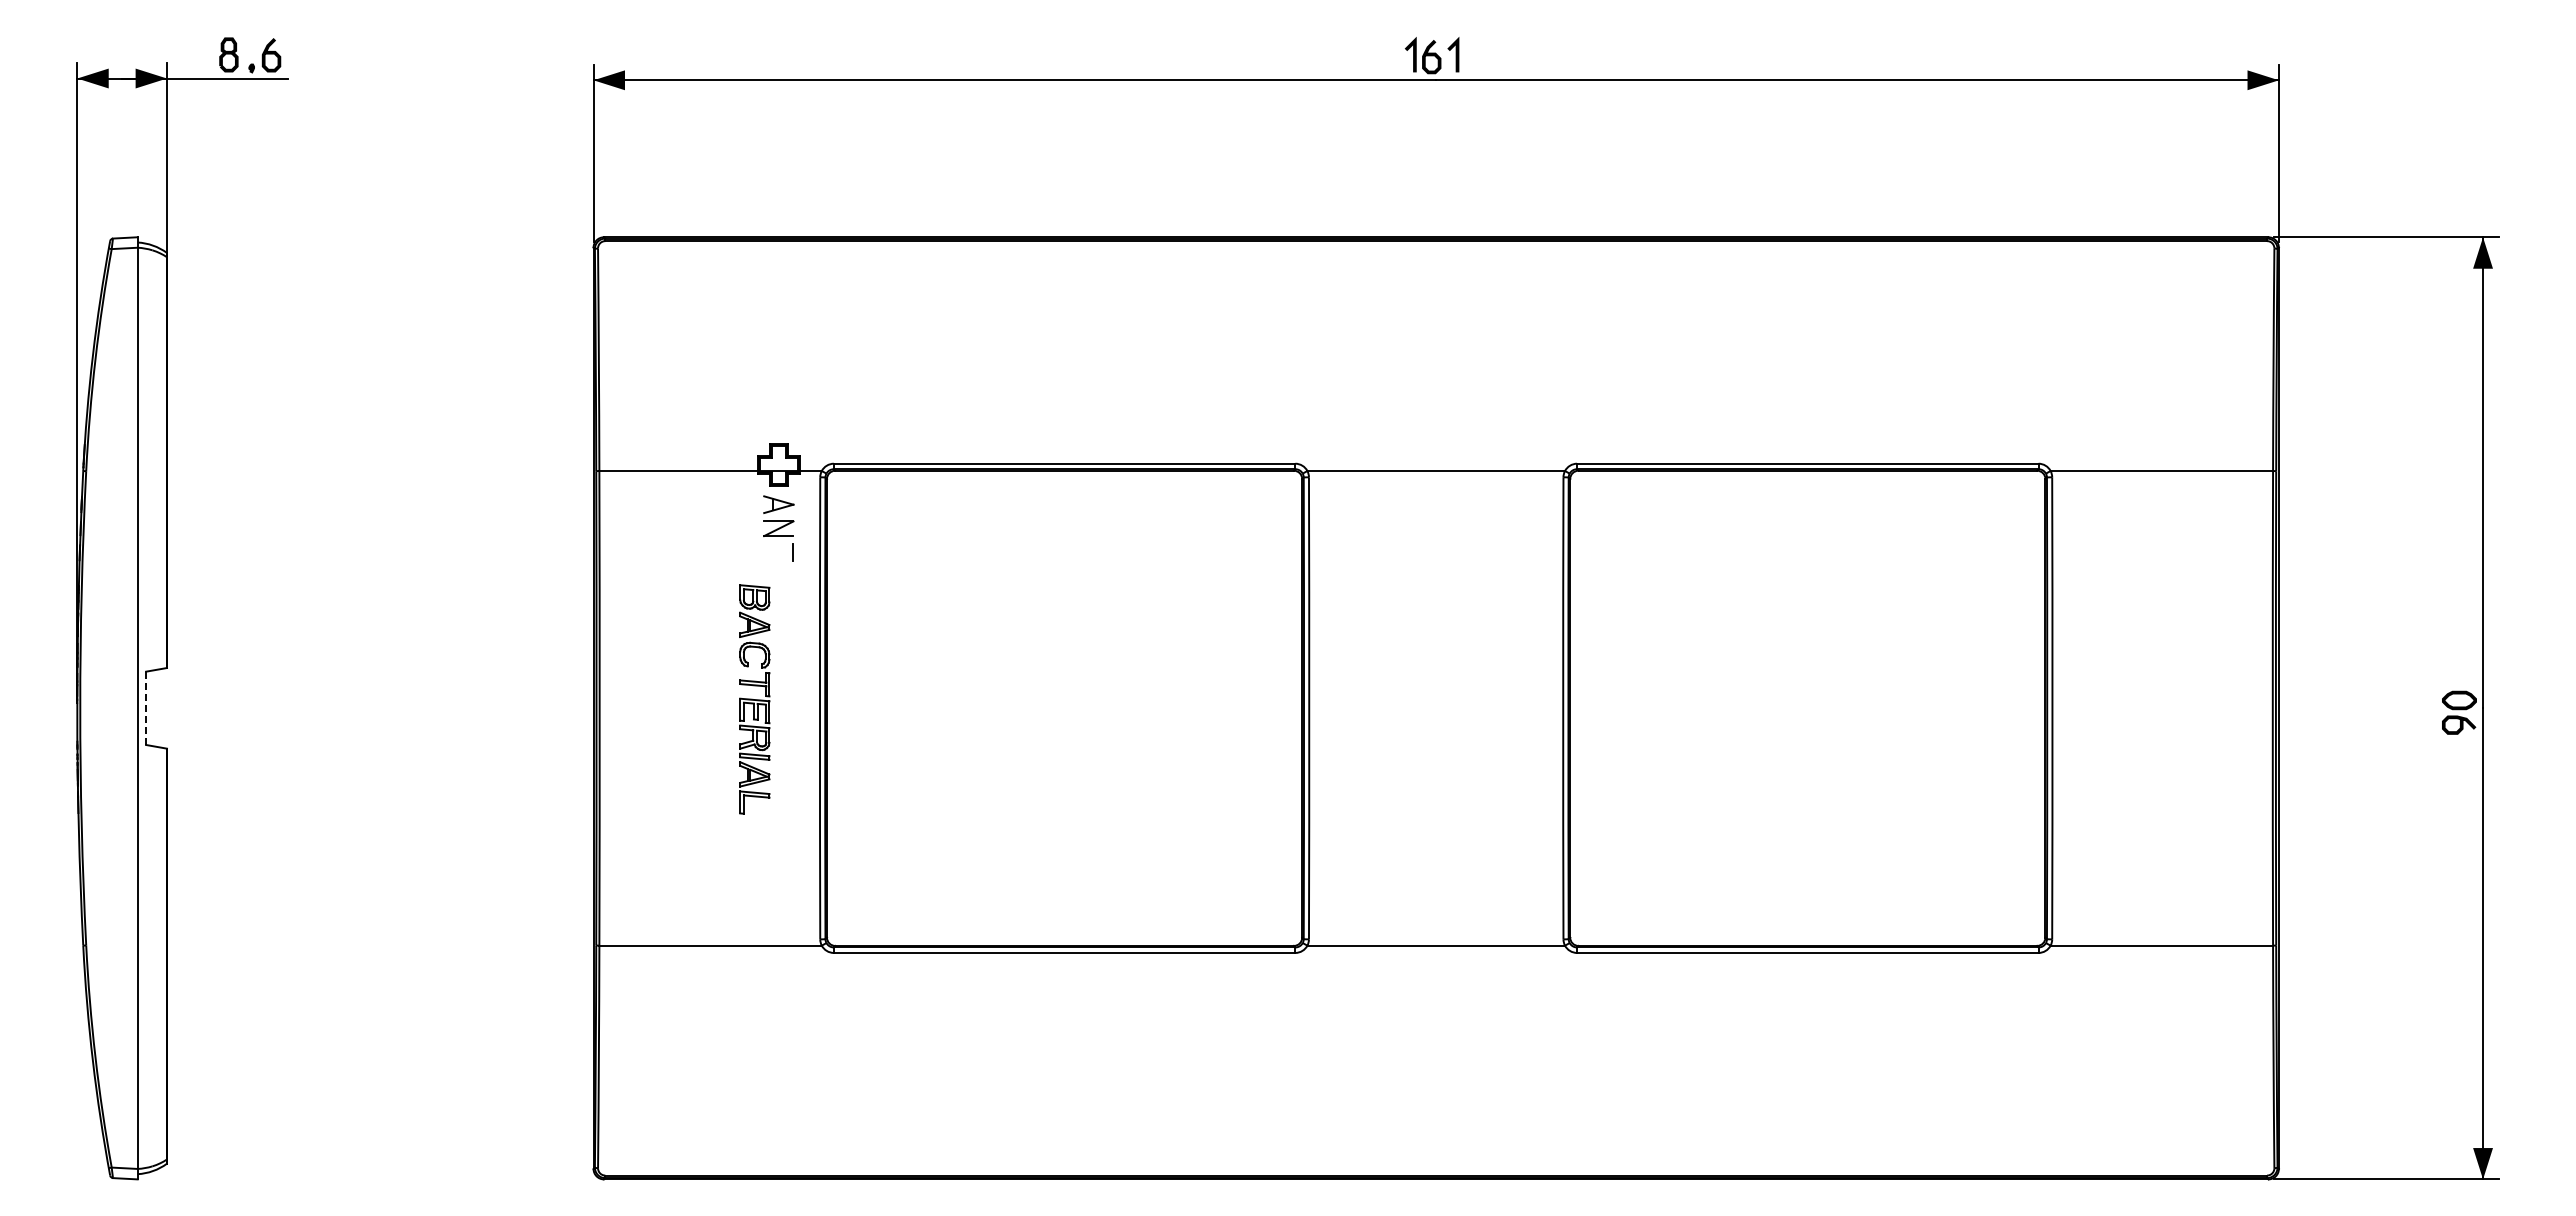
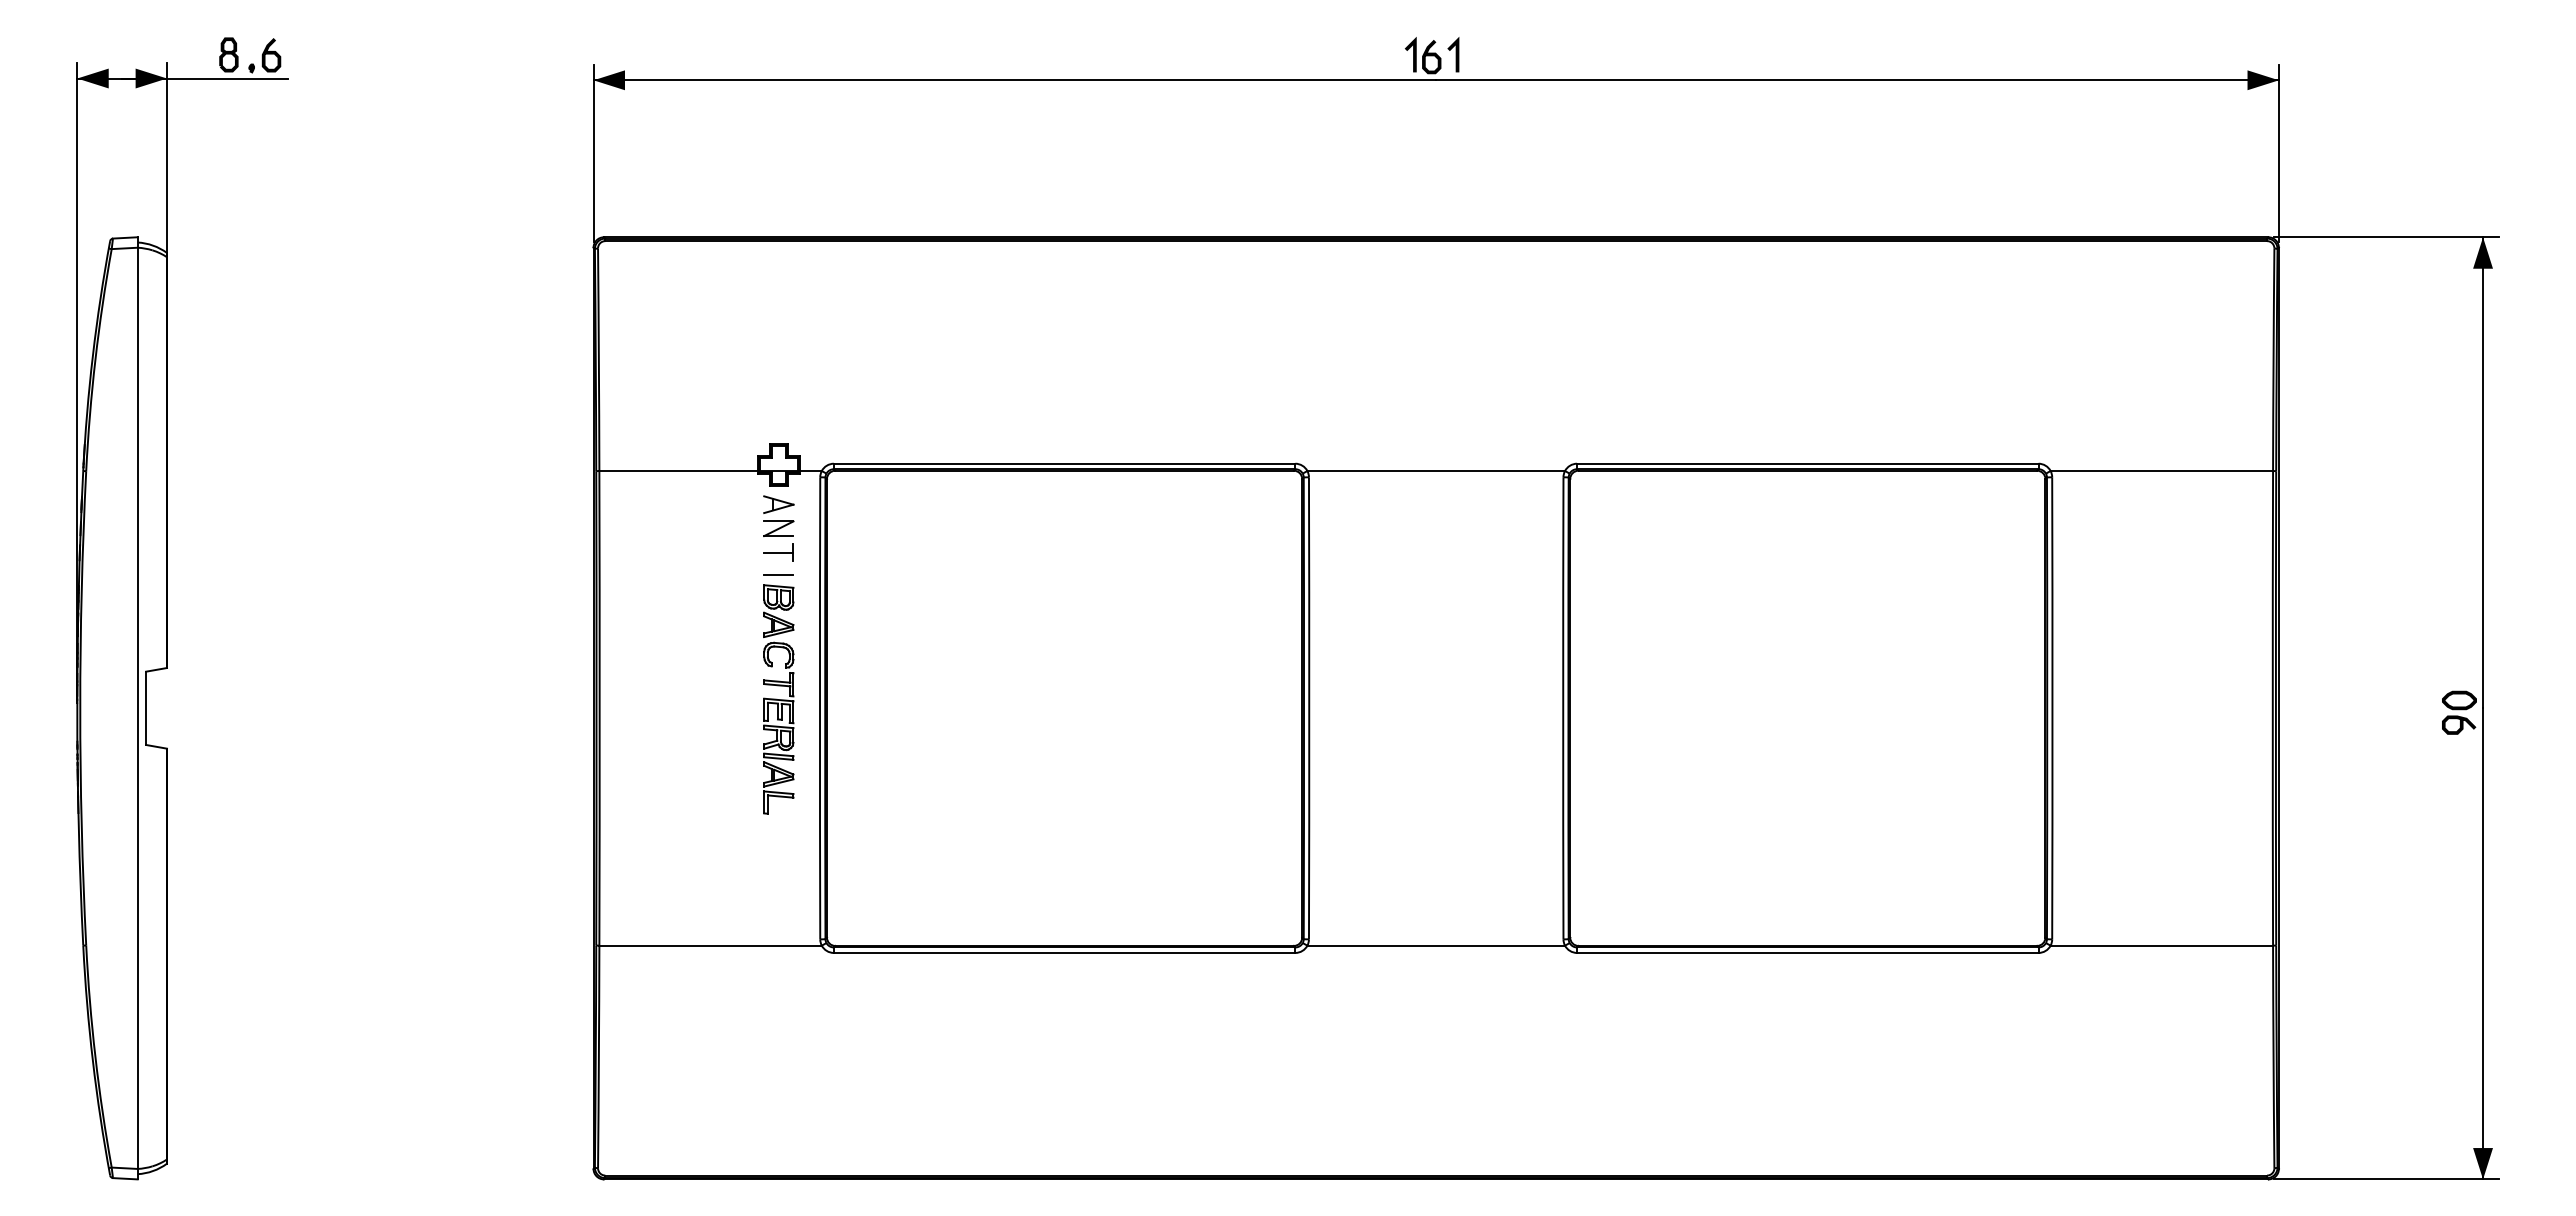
line: none -> present (778, 552)
line: none -> present (778, 575)
part position: (754, 699) -> (778, 699) (778, 699)
line: dashed -> solid (146, 708)
